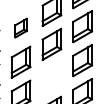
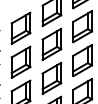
part size: 14x22 px -> 22x34 px (20, 27)
part: none -> present (51, 77)
